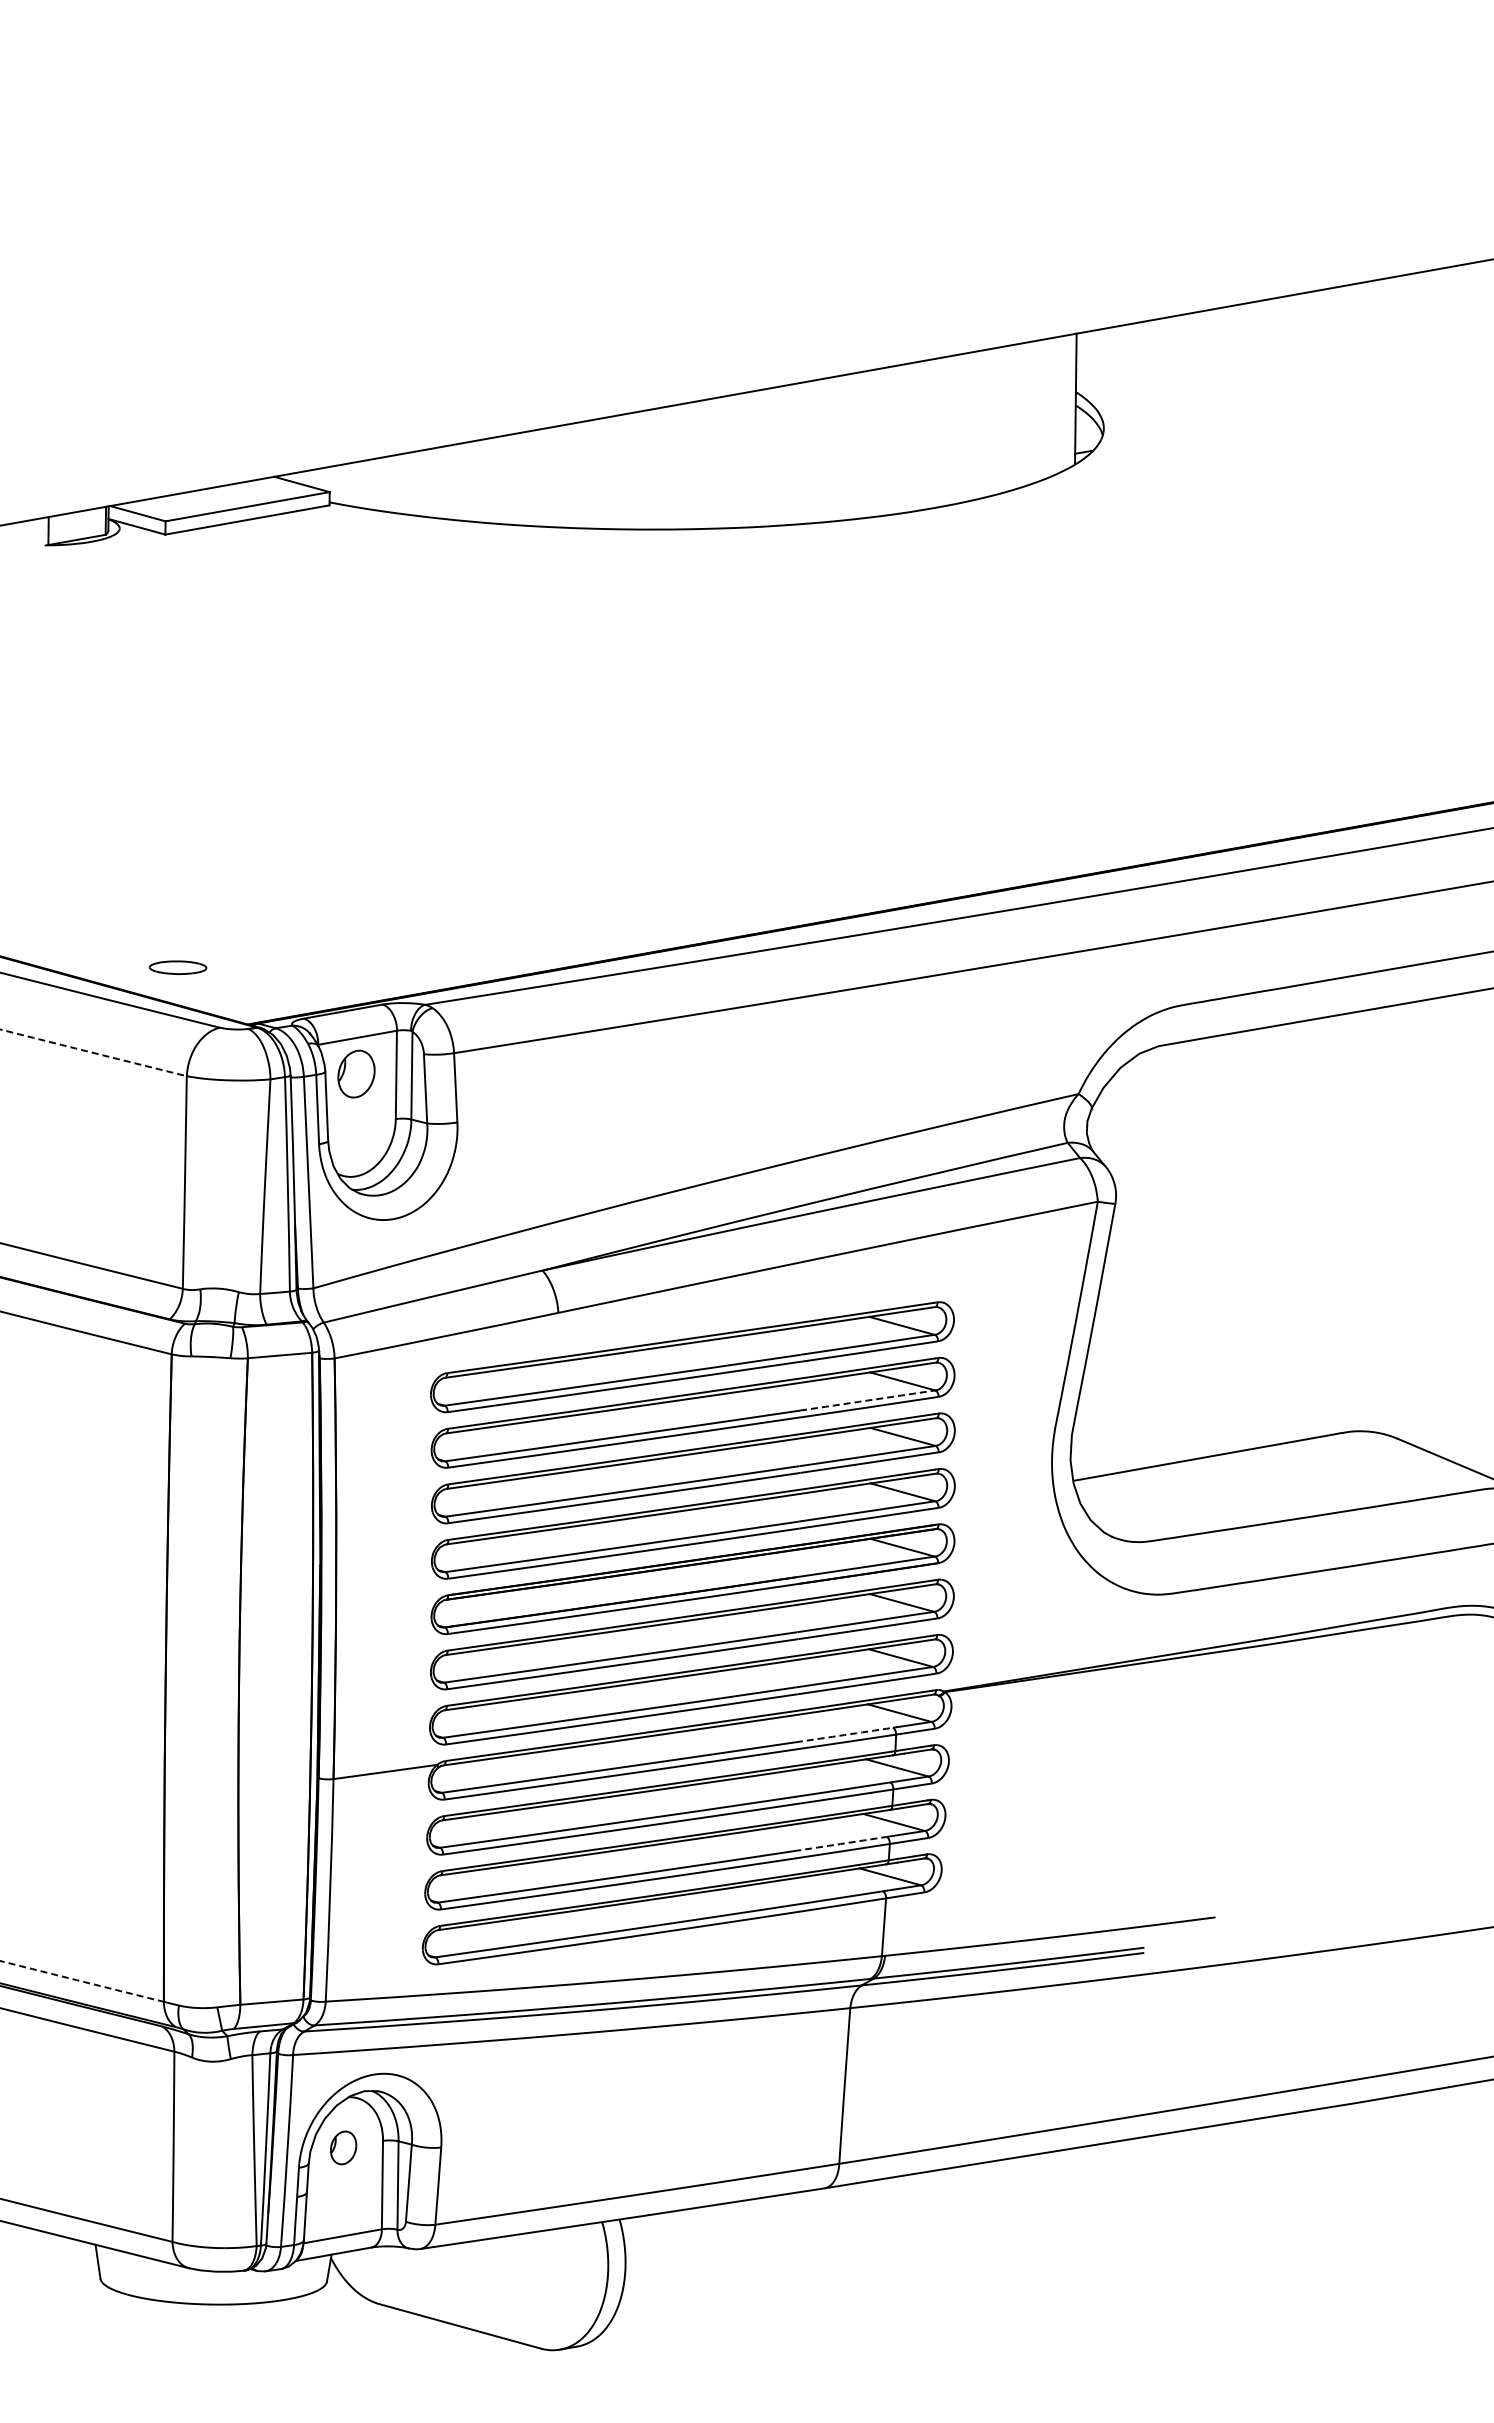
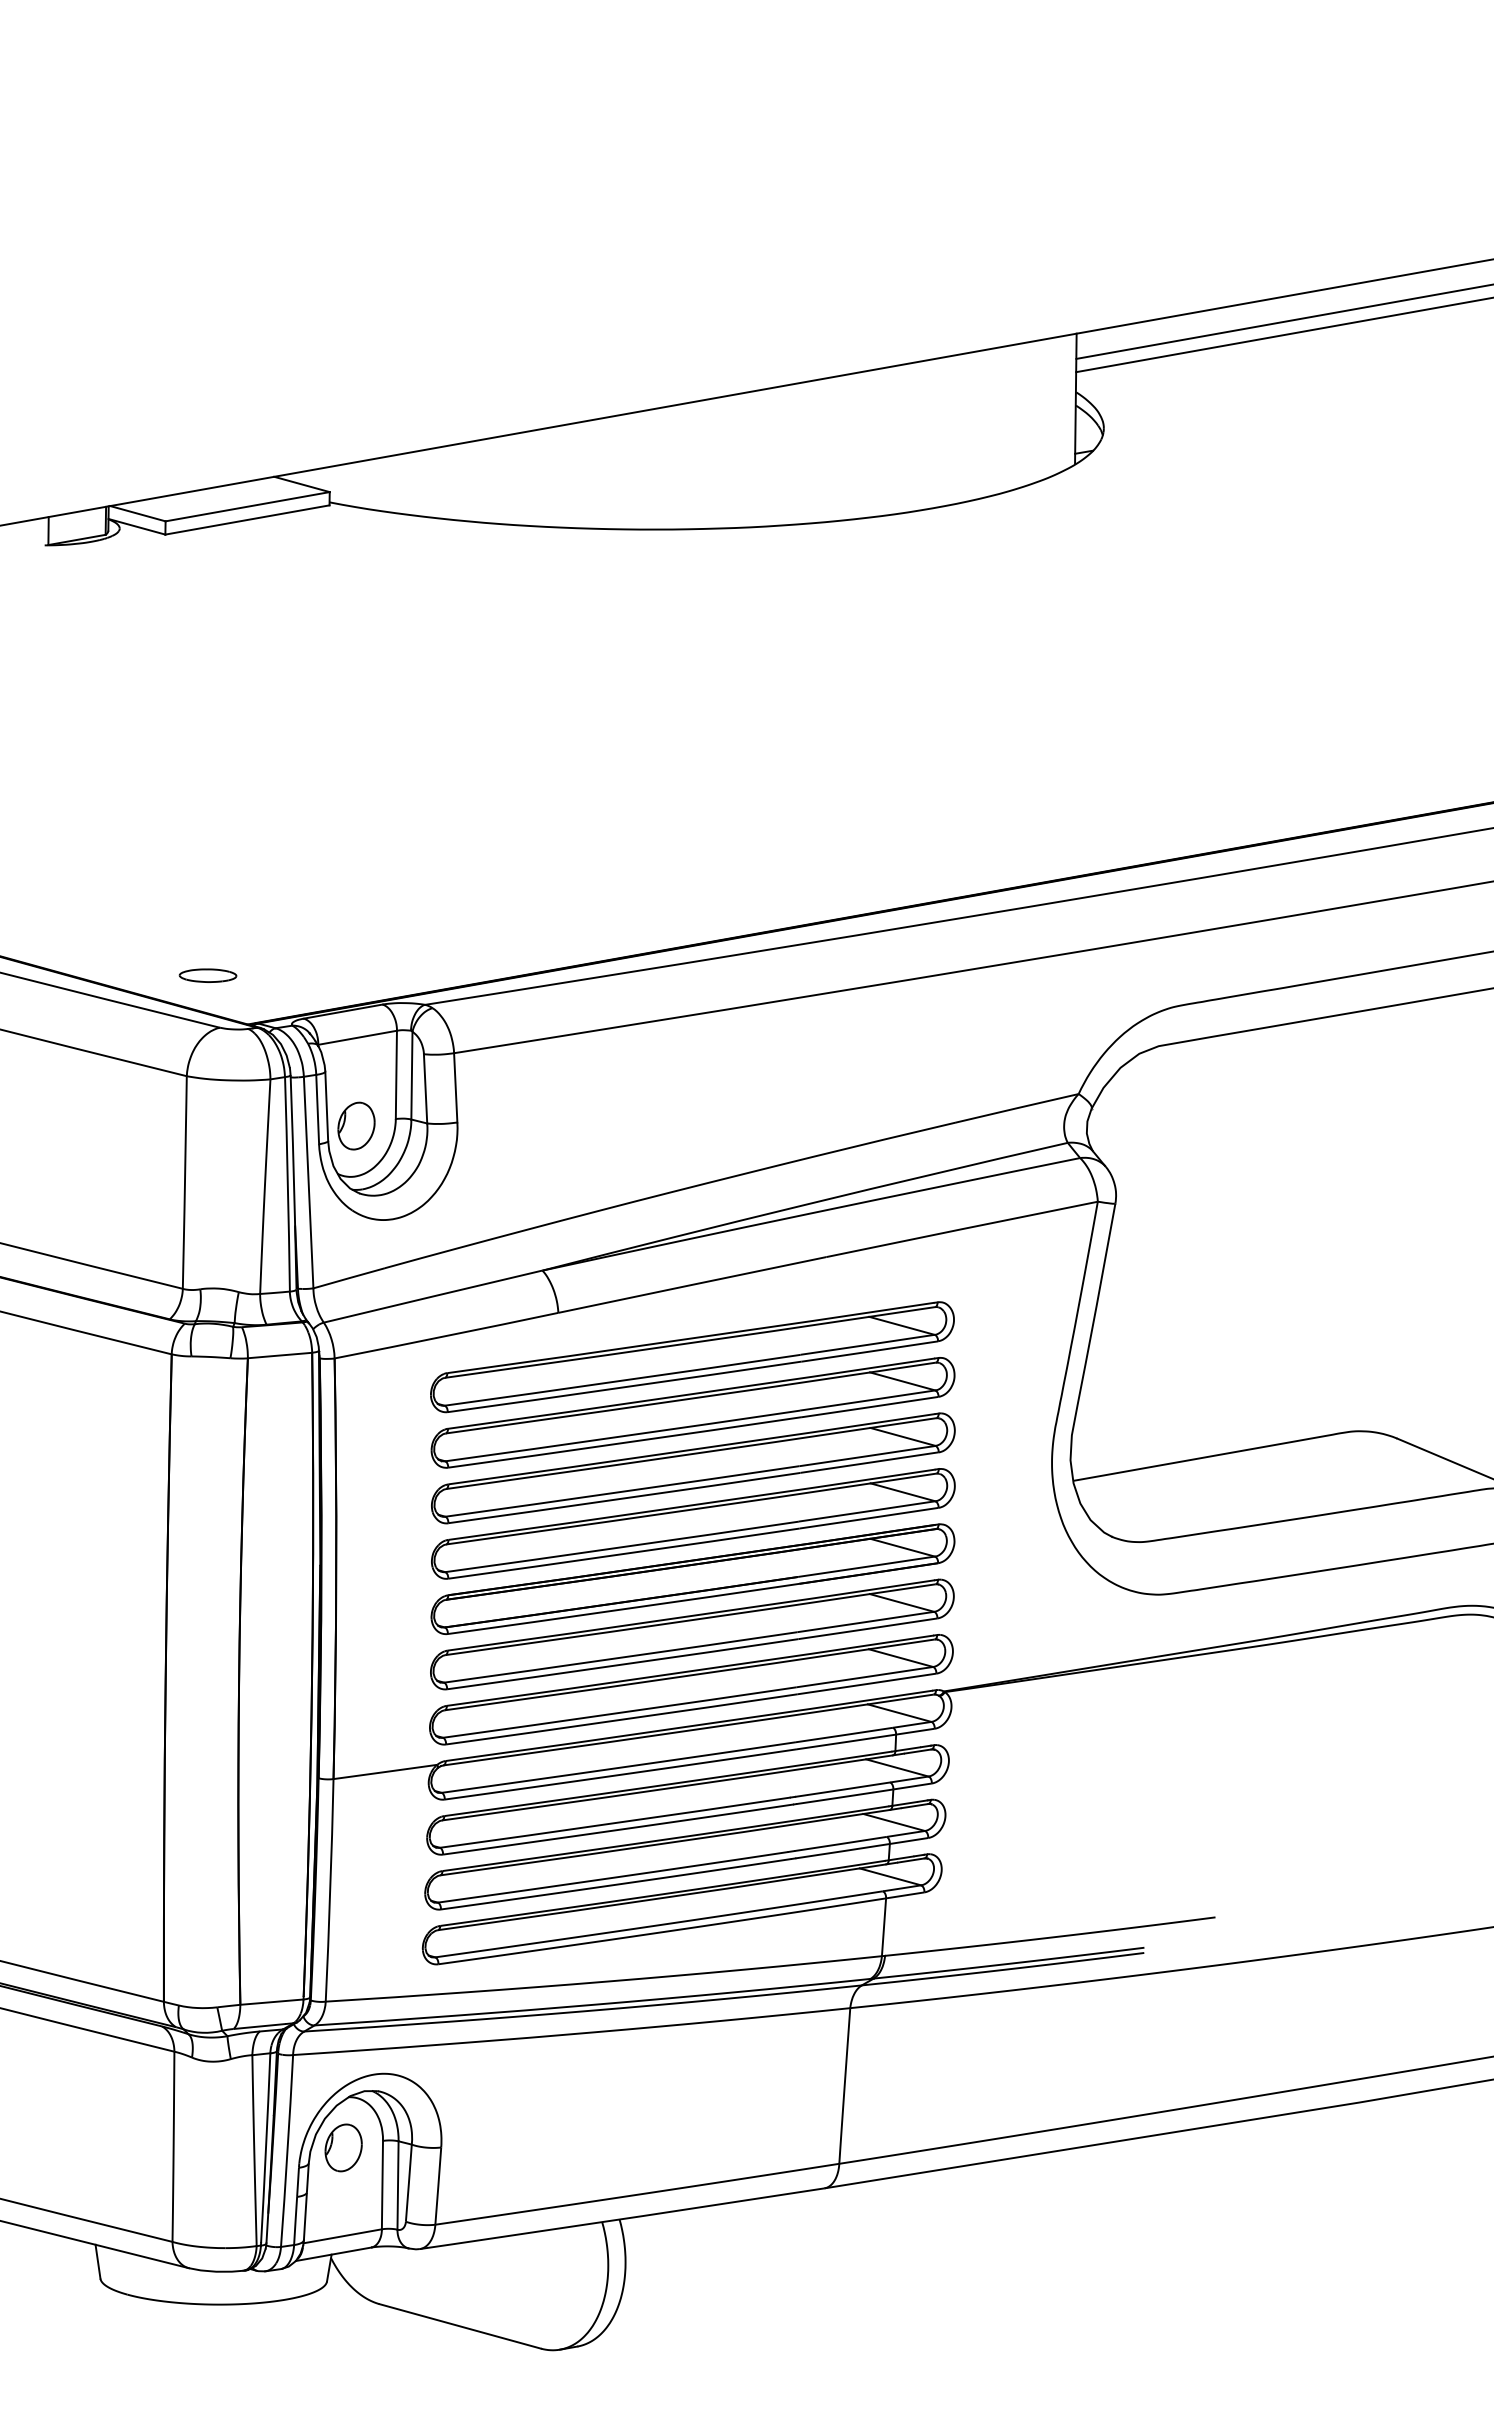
line: none -> present (1283, 321)
line: none -> present (1283, 335)
part position: (177, 967) -> (207, 975) (207, 975)
arc: dashed -> solid (93, 1052)
part position: (356, 1073) -> (356, 1125) (356, 1125)
arc: dashed -> solid (867, 1400)
arc: dashed -> solid (844, 1735)
arc: dashed -> solid (840, 1844)
arc: dashed -> solid (82, 1981)
part size: 28x36 px -> 39x50 px (343, 2147)
